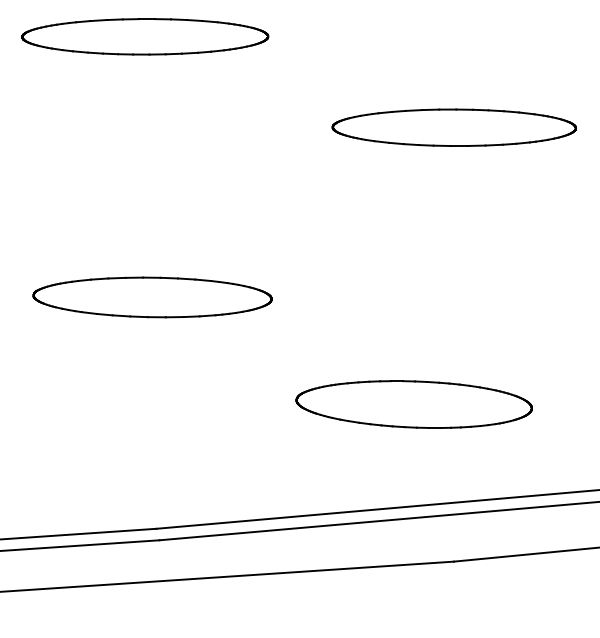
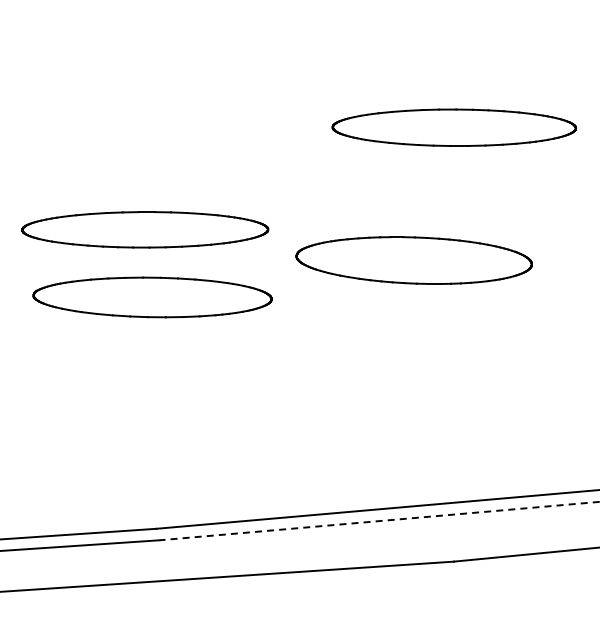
part position: (145, 36) -> (145, 229) (145, 229)
part position: (413, 404) -> (413, 260) (413, 260)
line: solid -> dashed (379, 521)
